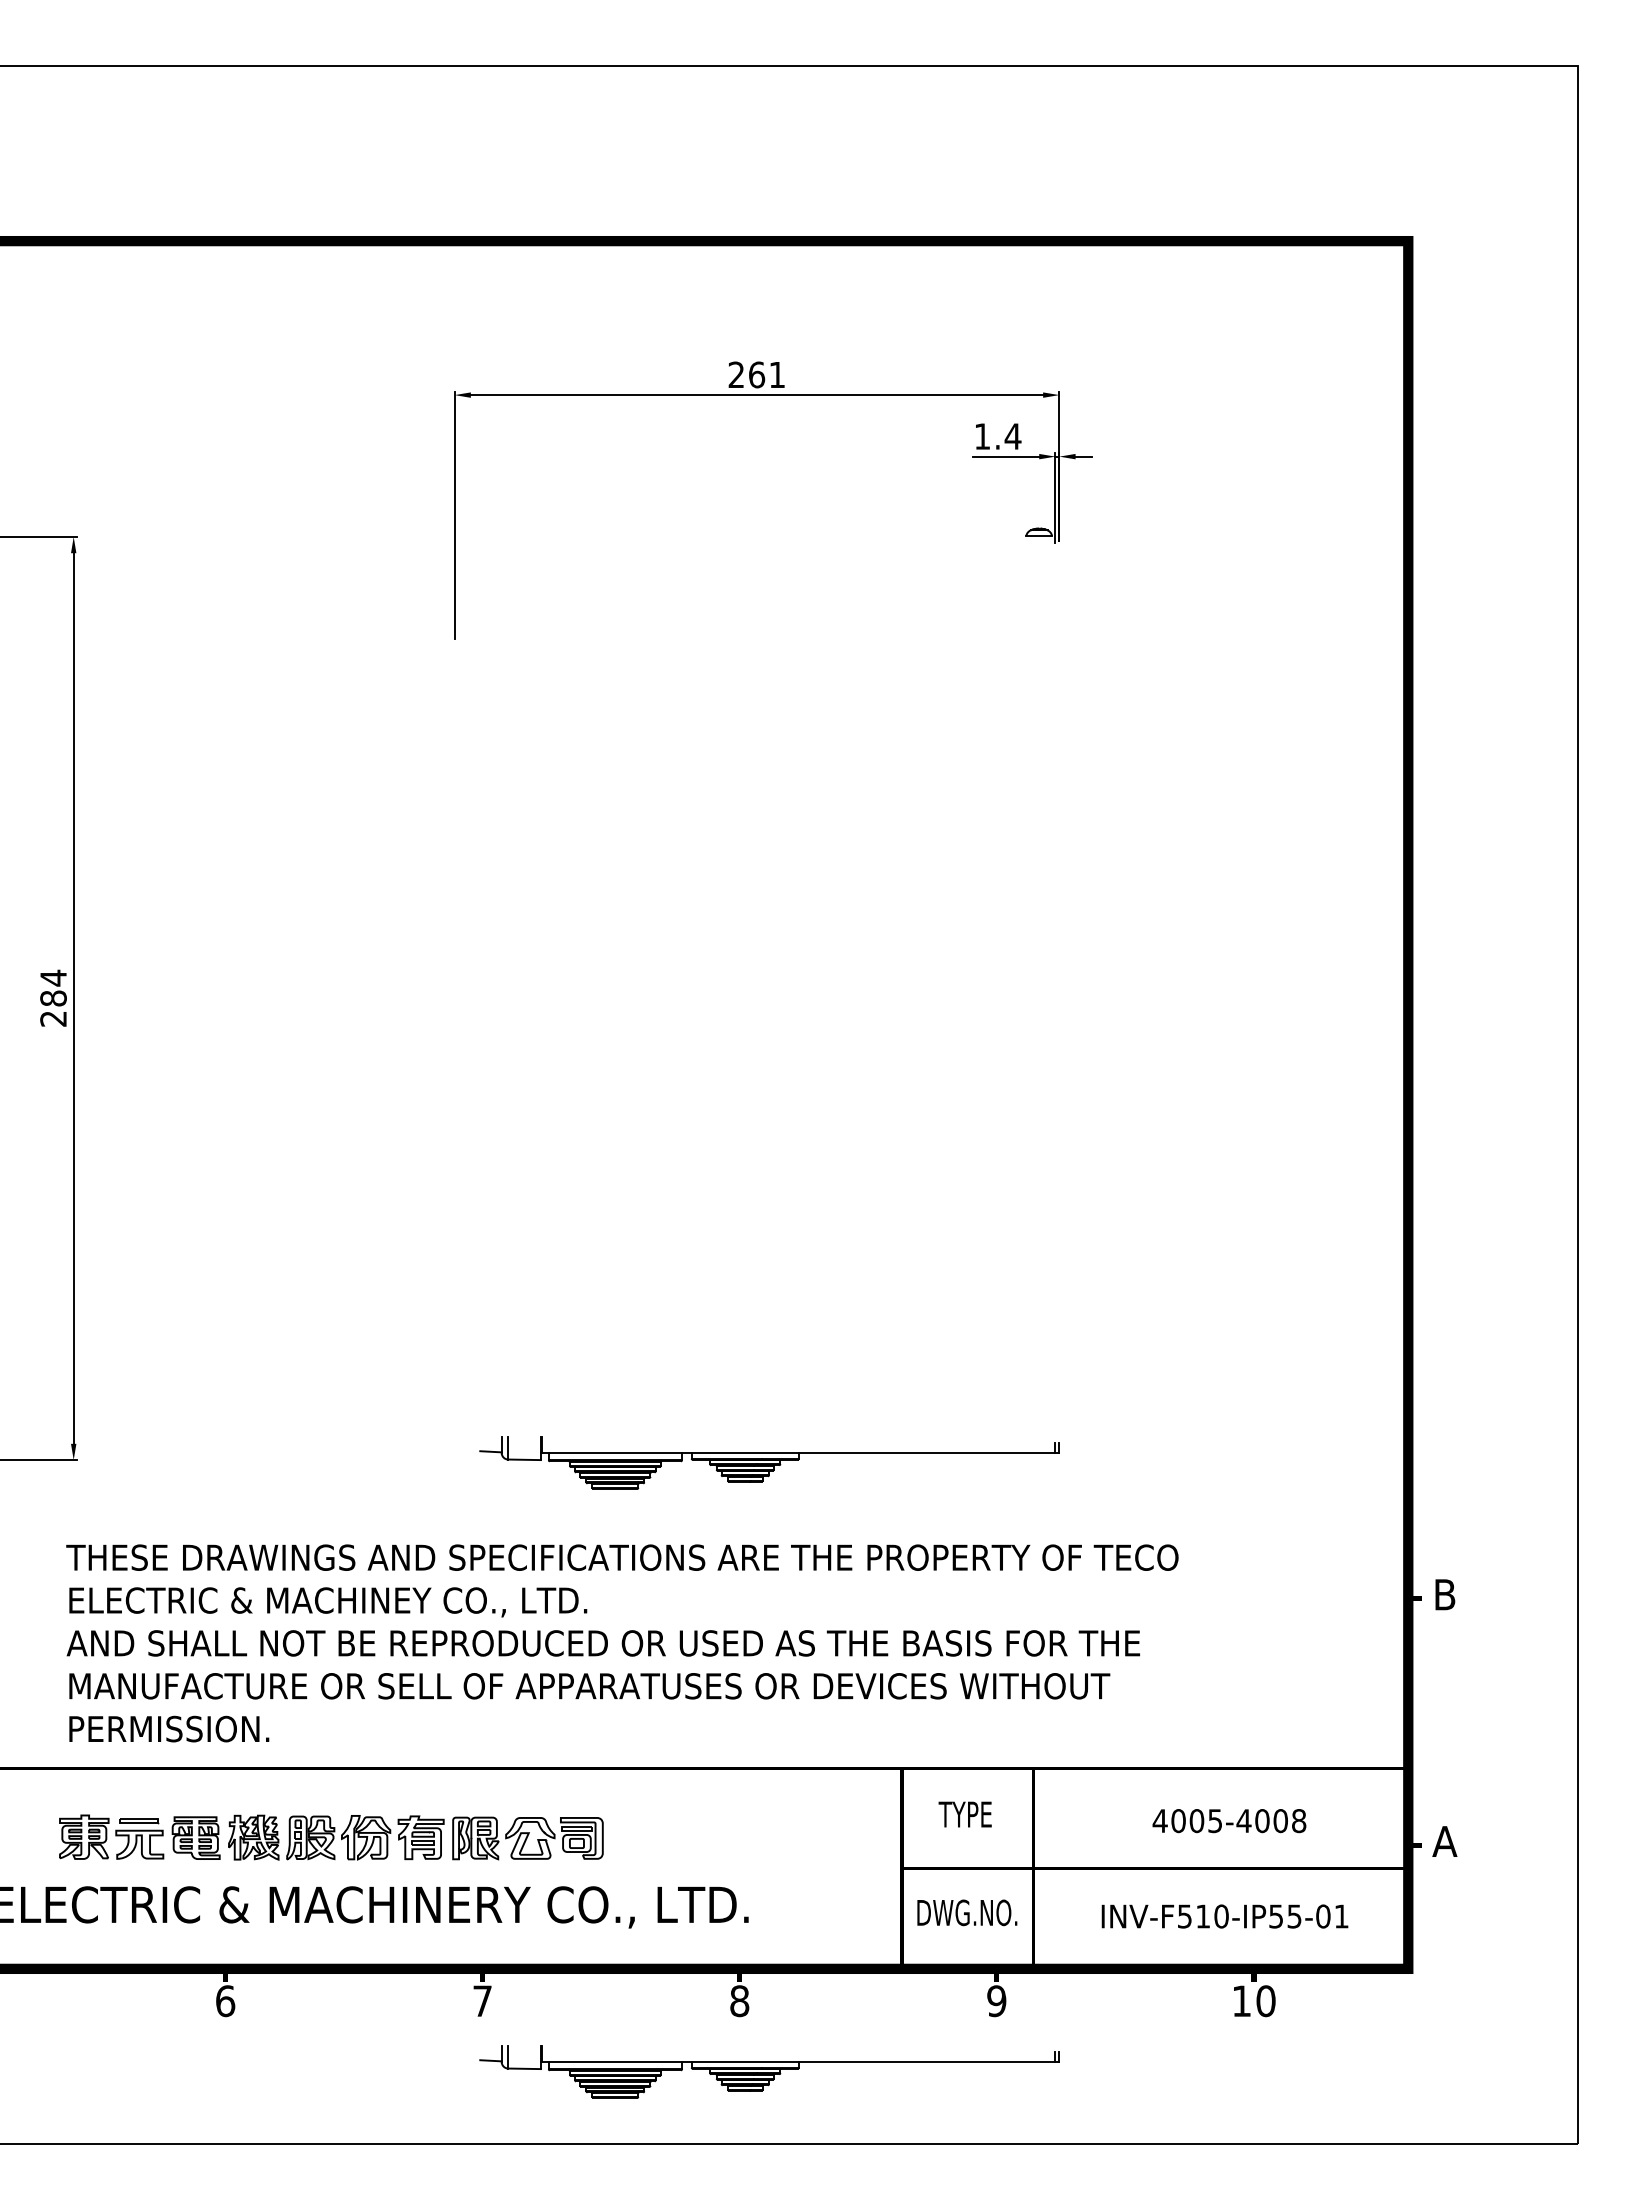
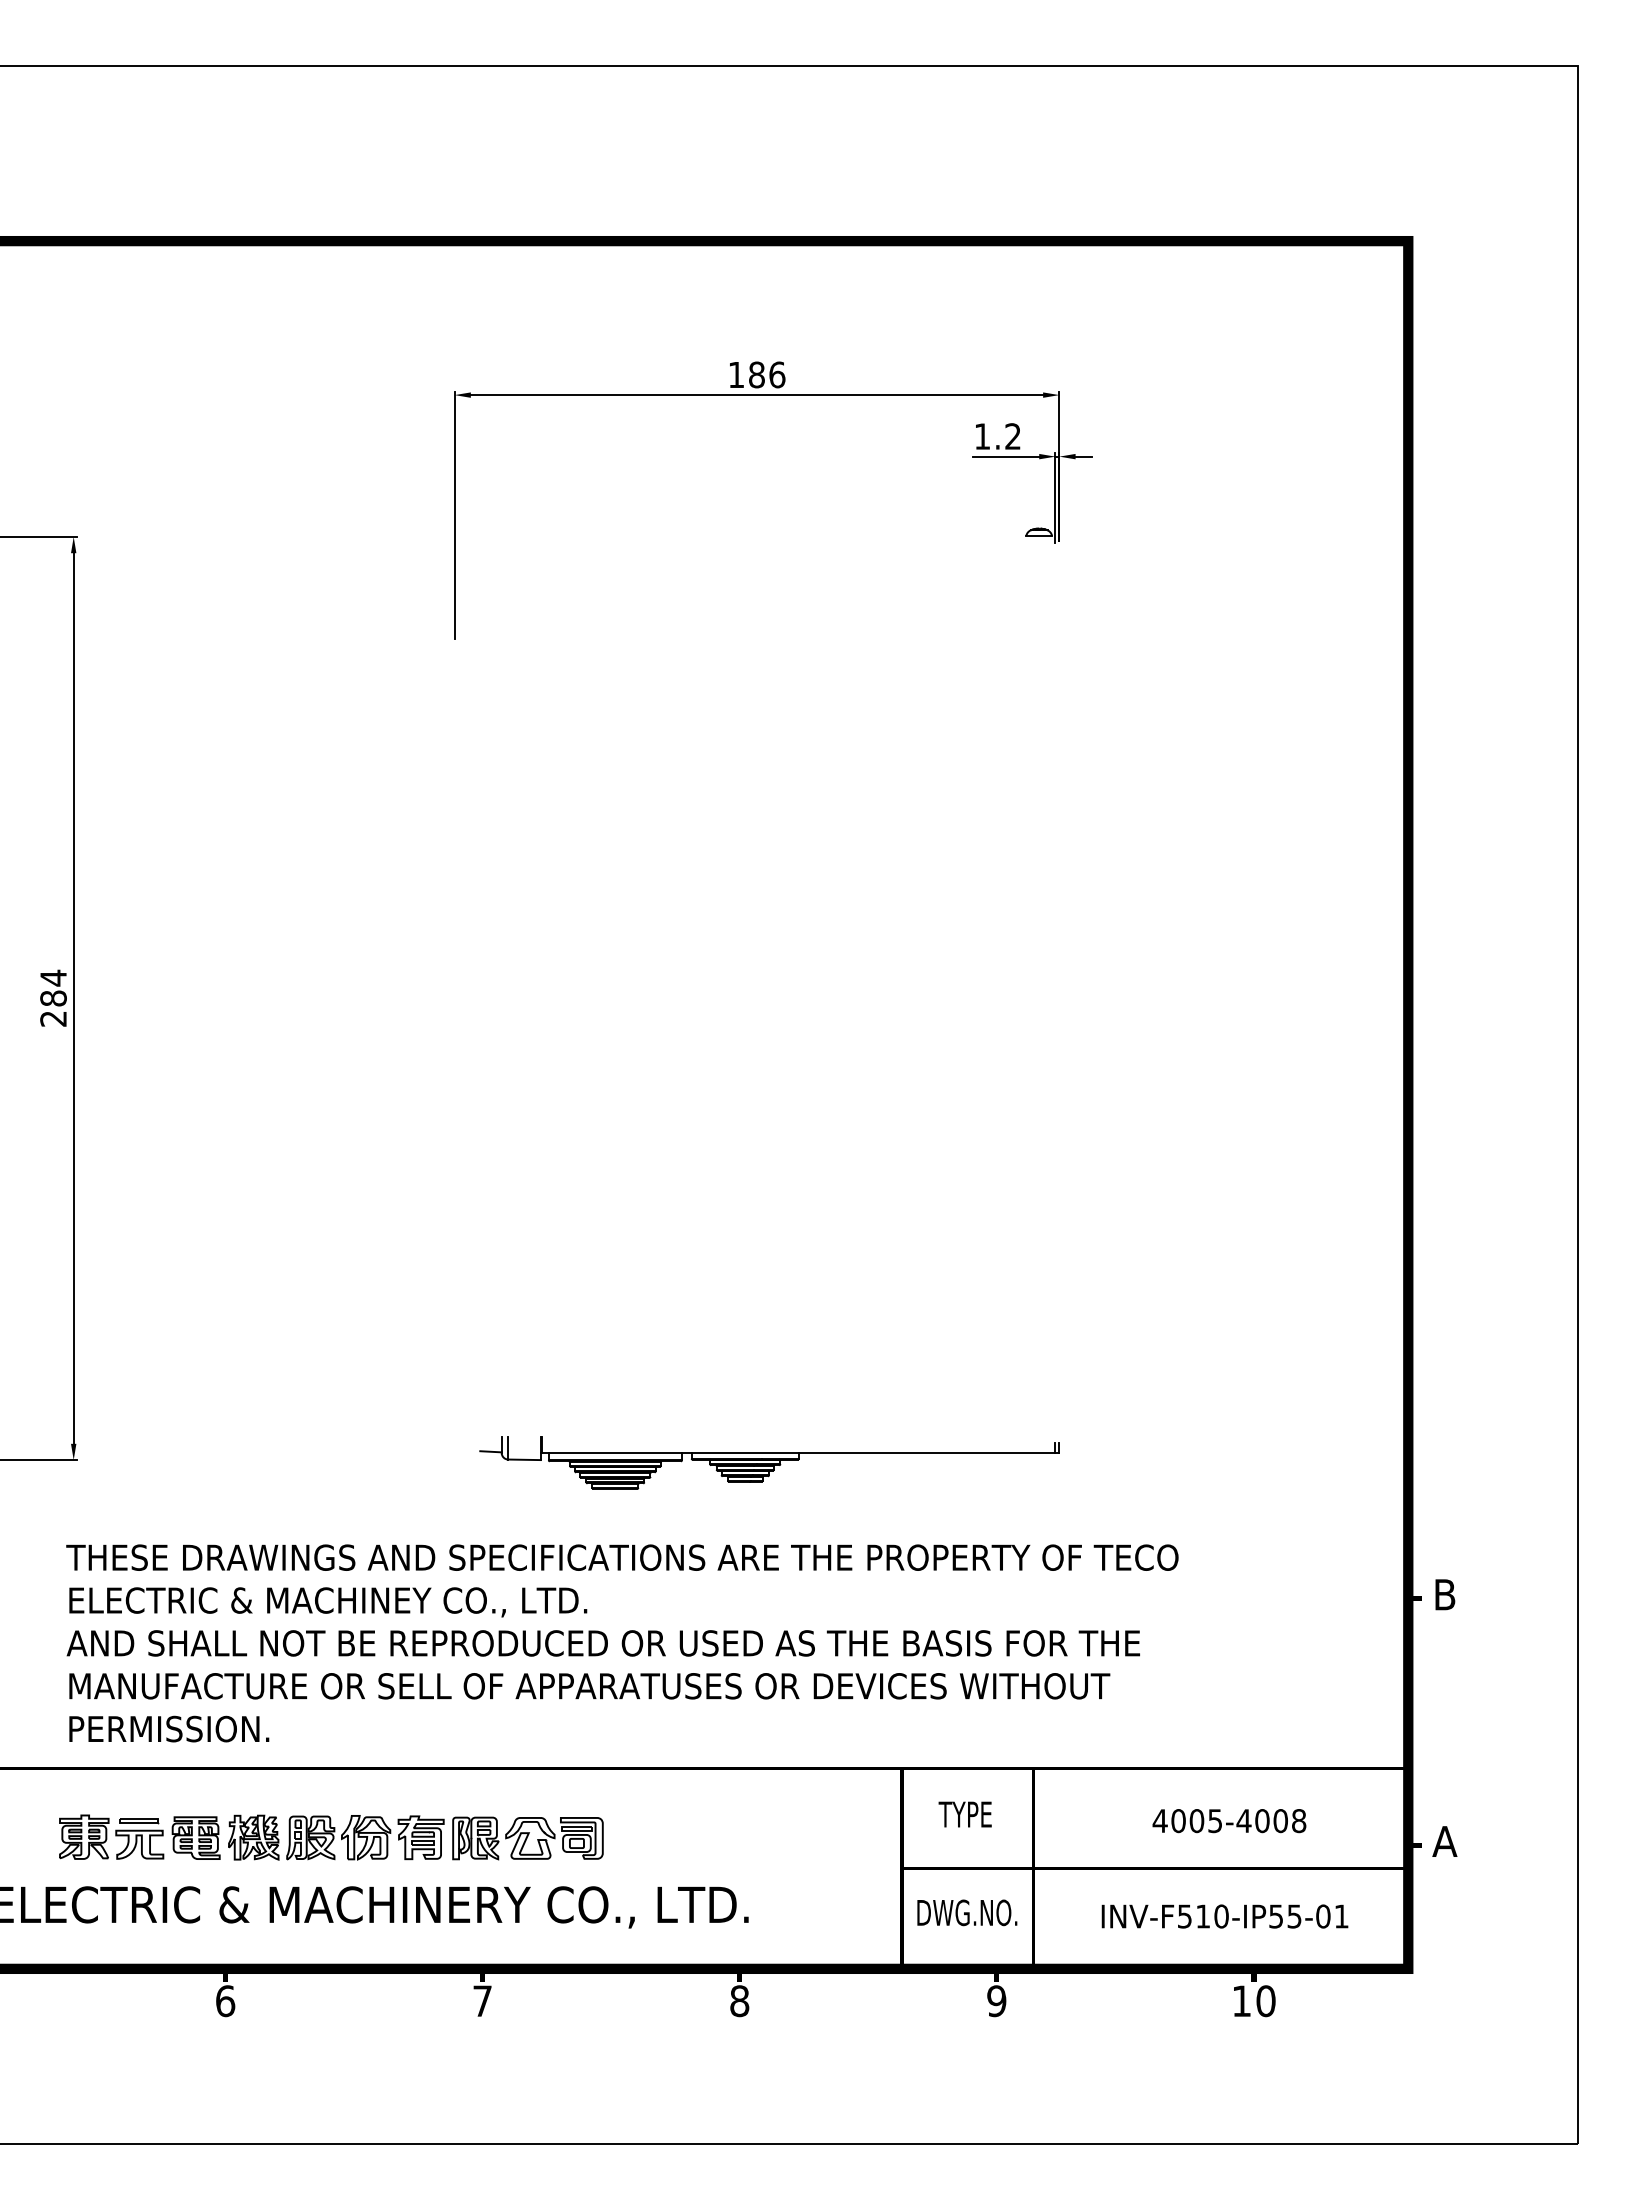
text: 261 -> 186 (756, 374)
text: 1.4 -> 1.2 (1012, 436)
part: present -> none (769, 2071)
